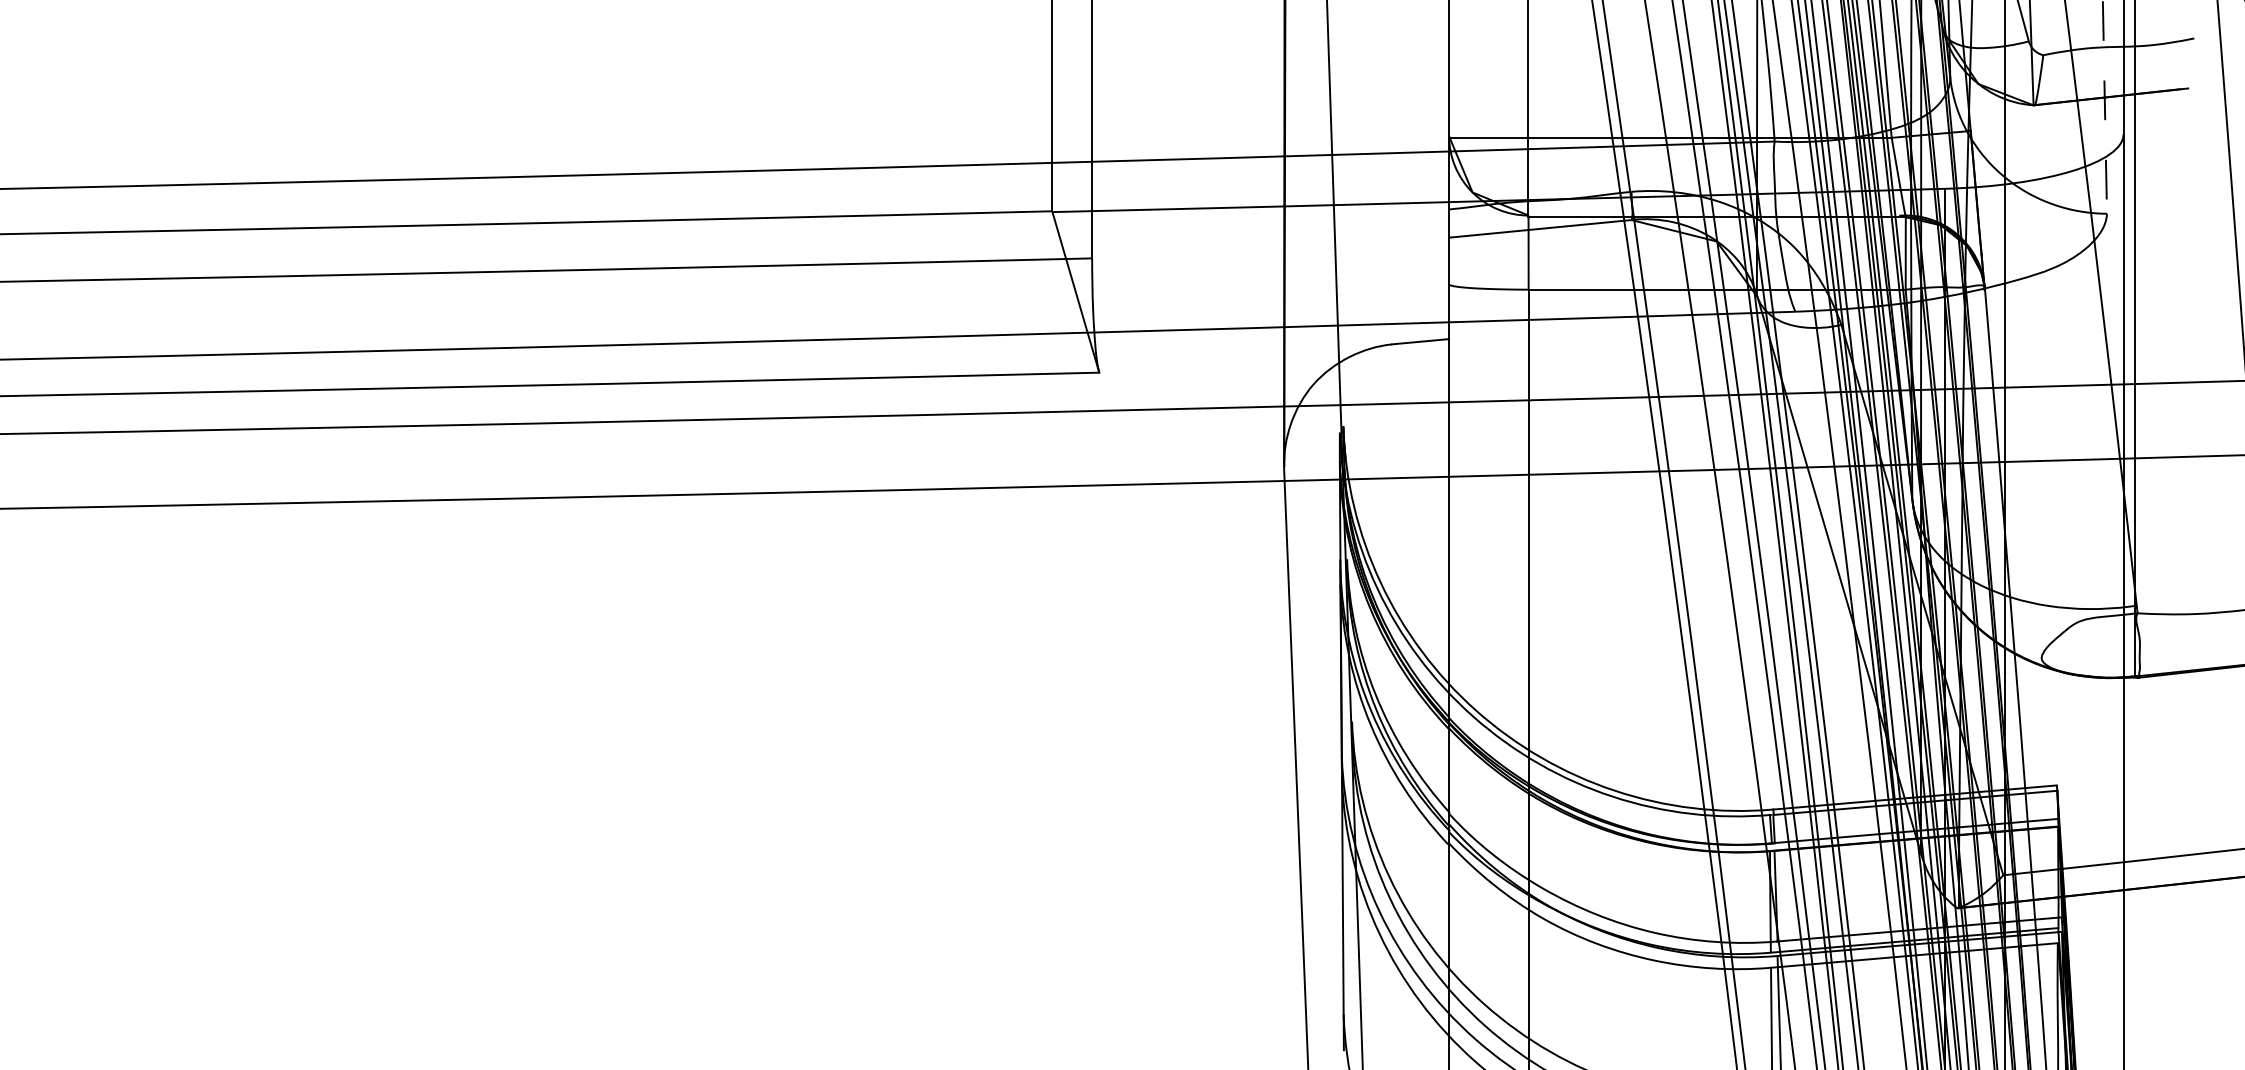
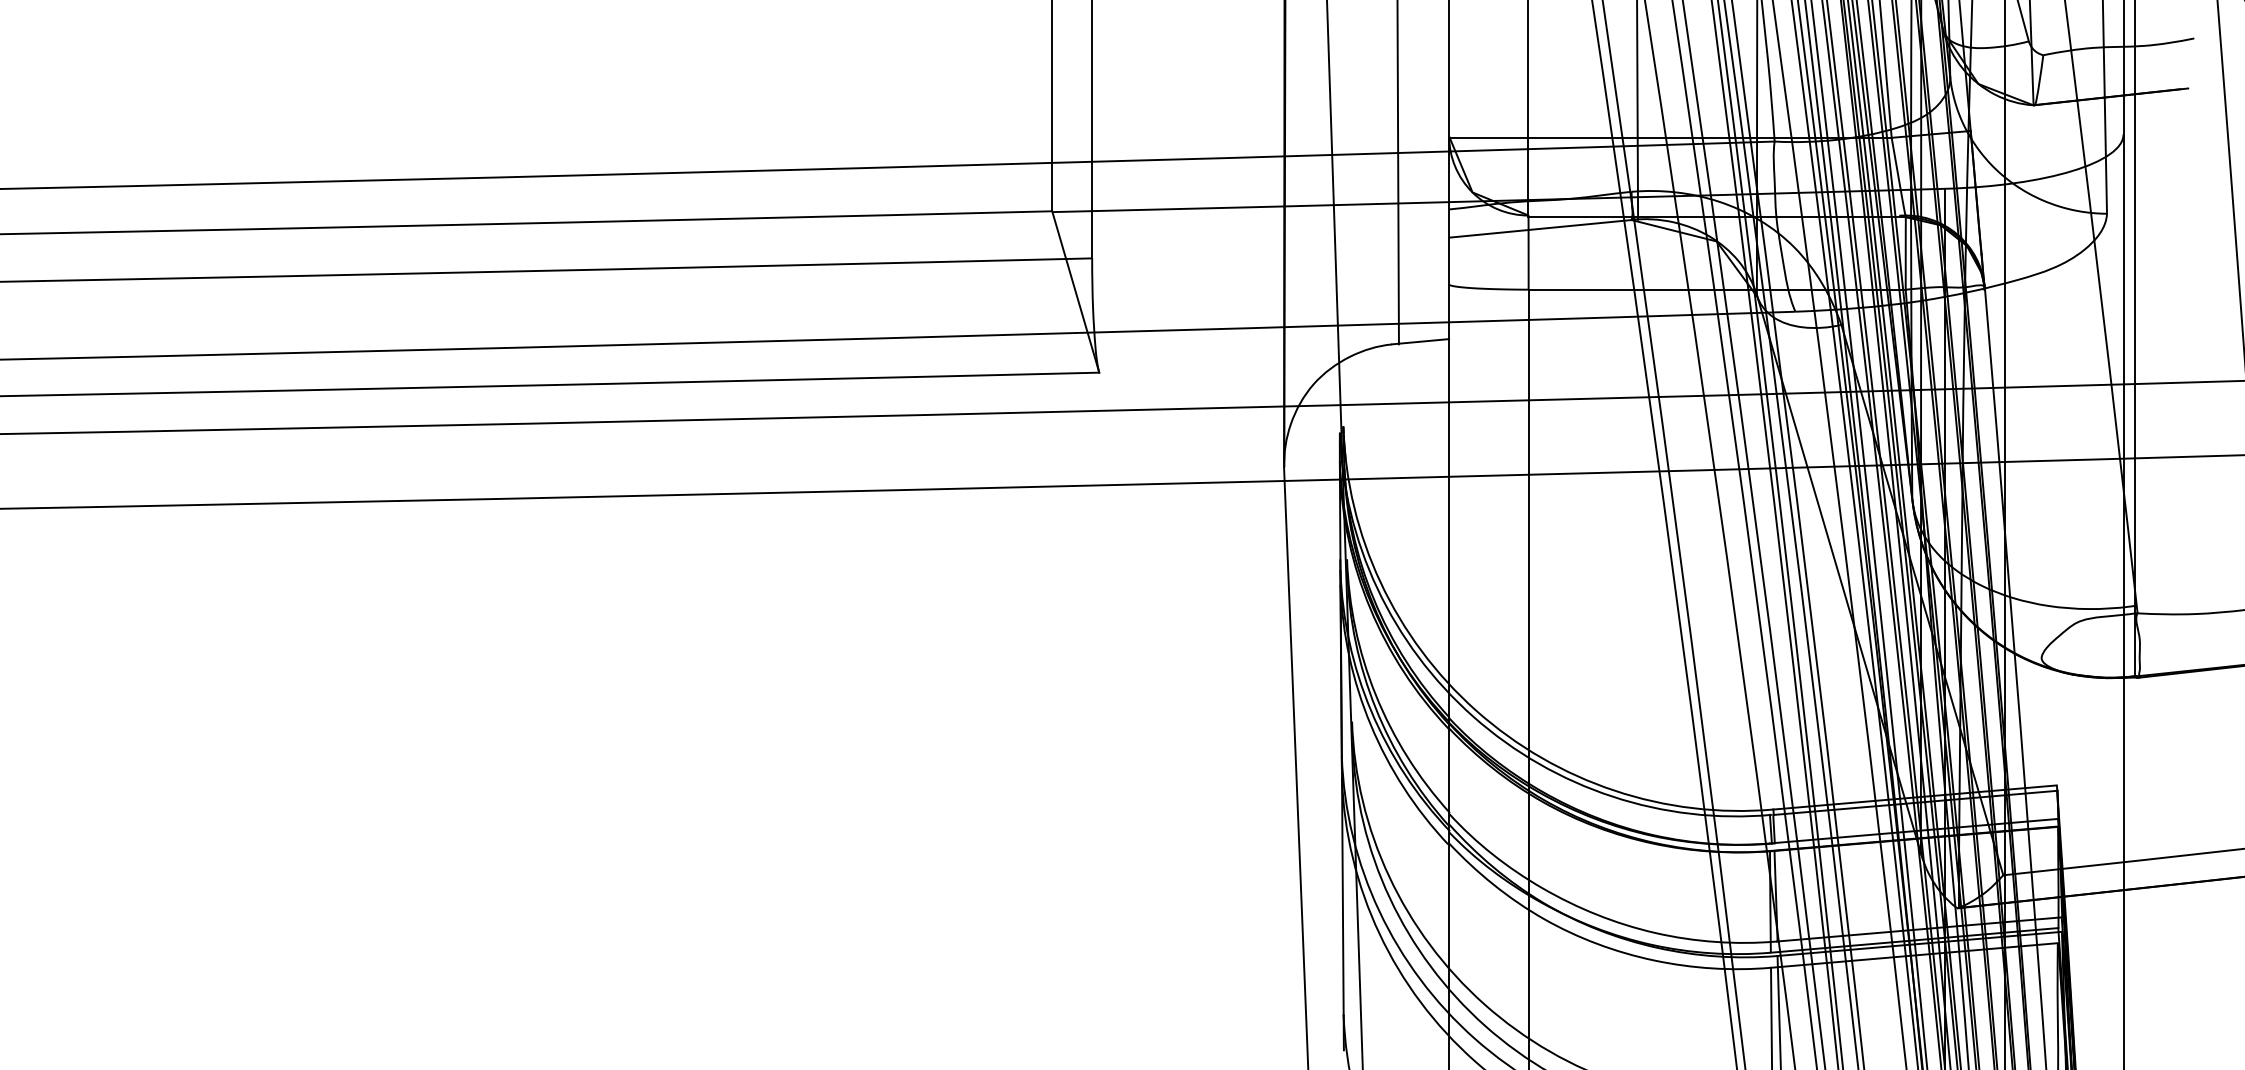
line: dashed -> solid (2104, 107)
line: none -> present (1637, 110)
line: none -> present (1397, 173)
